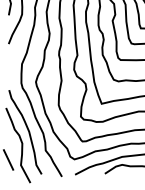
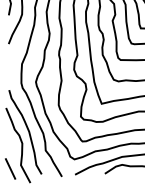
line position: (8, 159) -> (10, 168) (10, 168)
